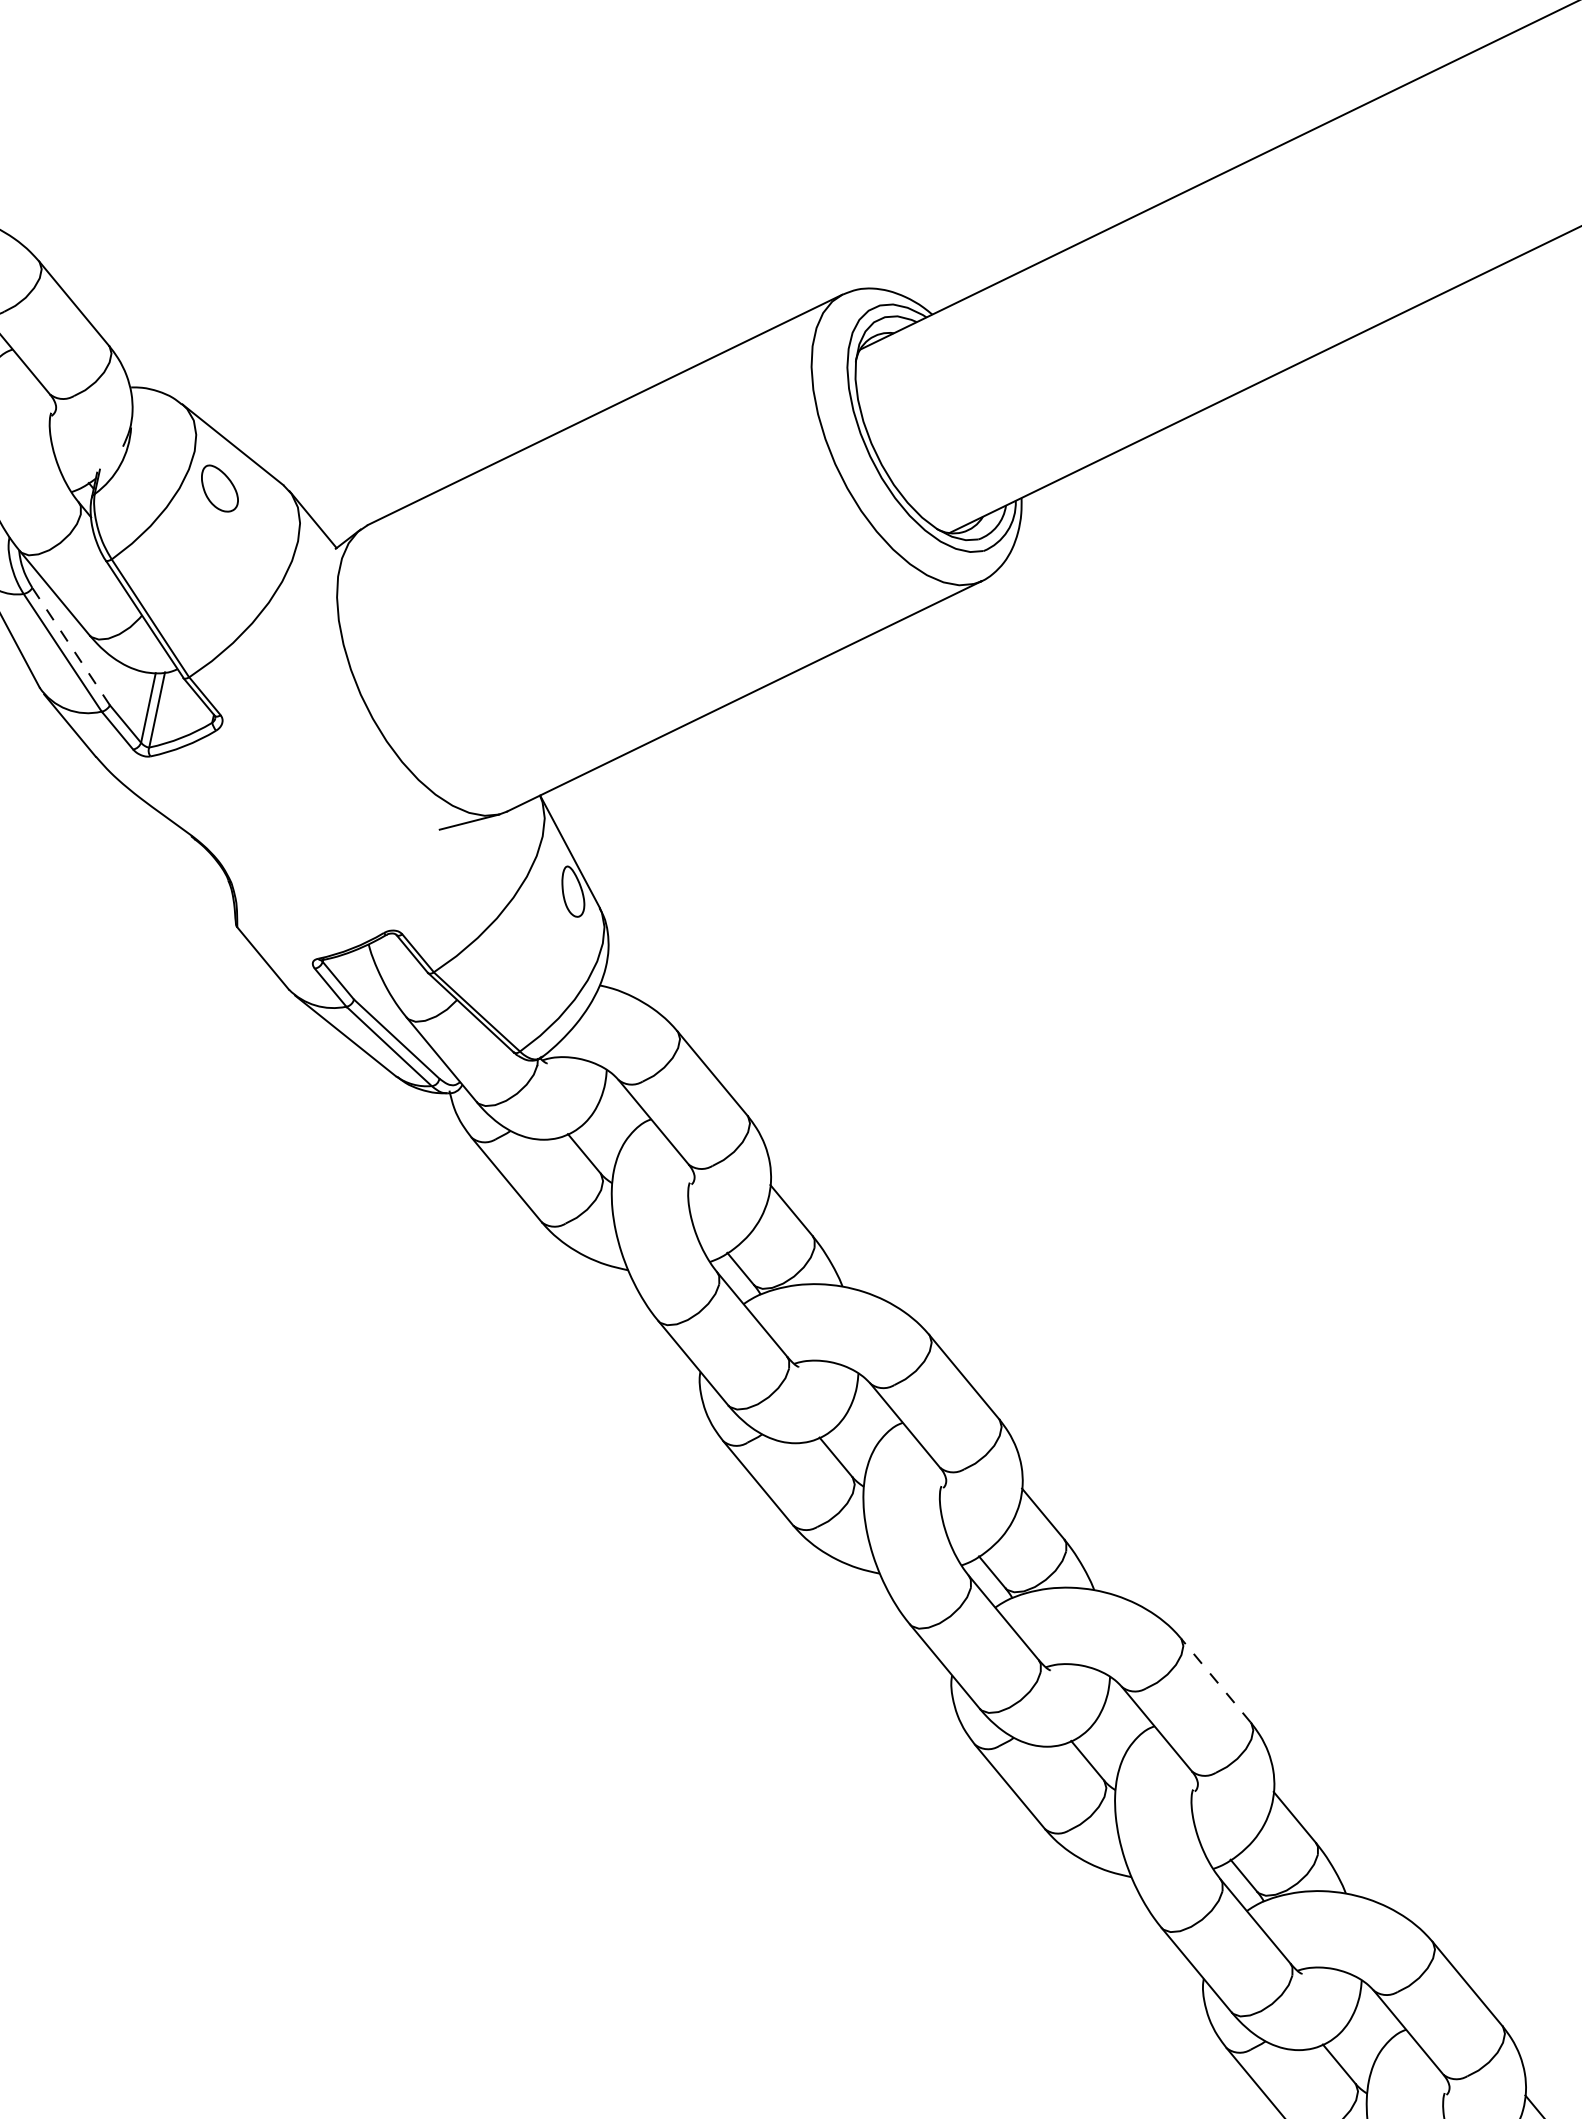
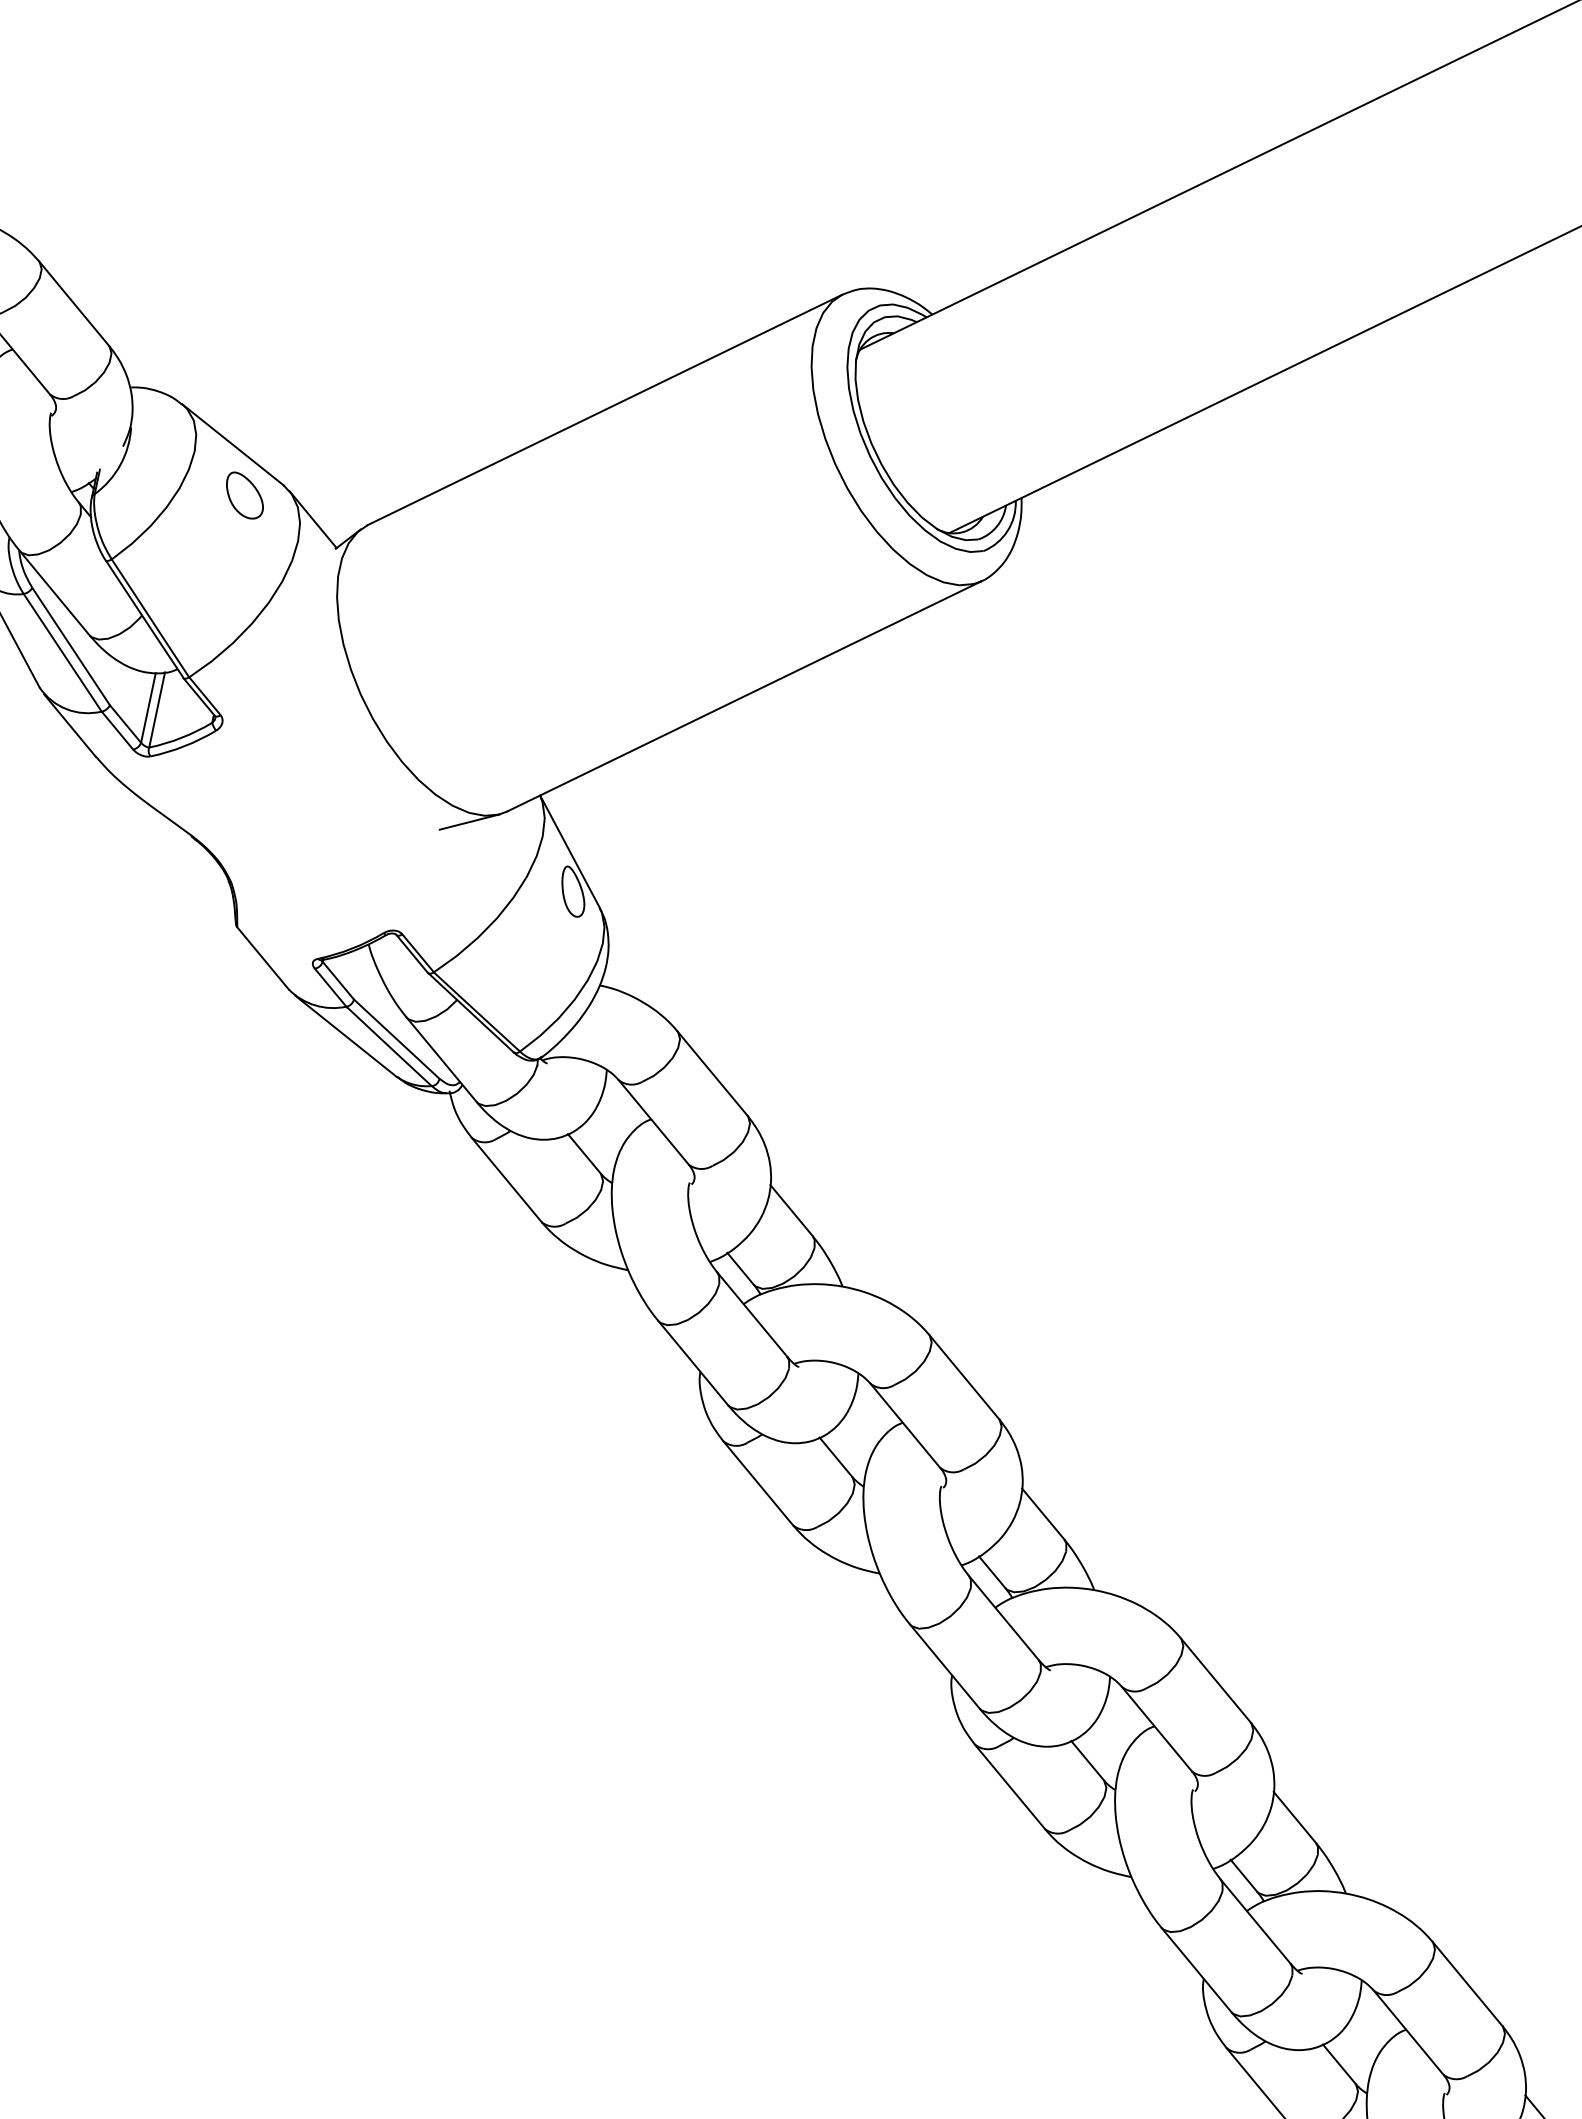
part position: (219, 488) -> (244, 495) (244, 495)
line: dashed -> solid (70, 646)
line: dashed -> solid (1215, 1680)
